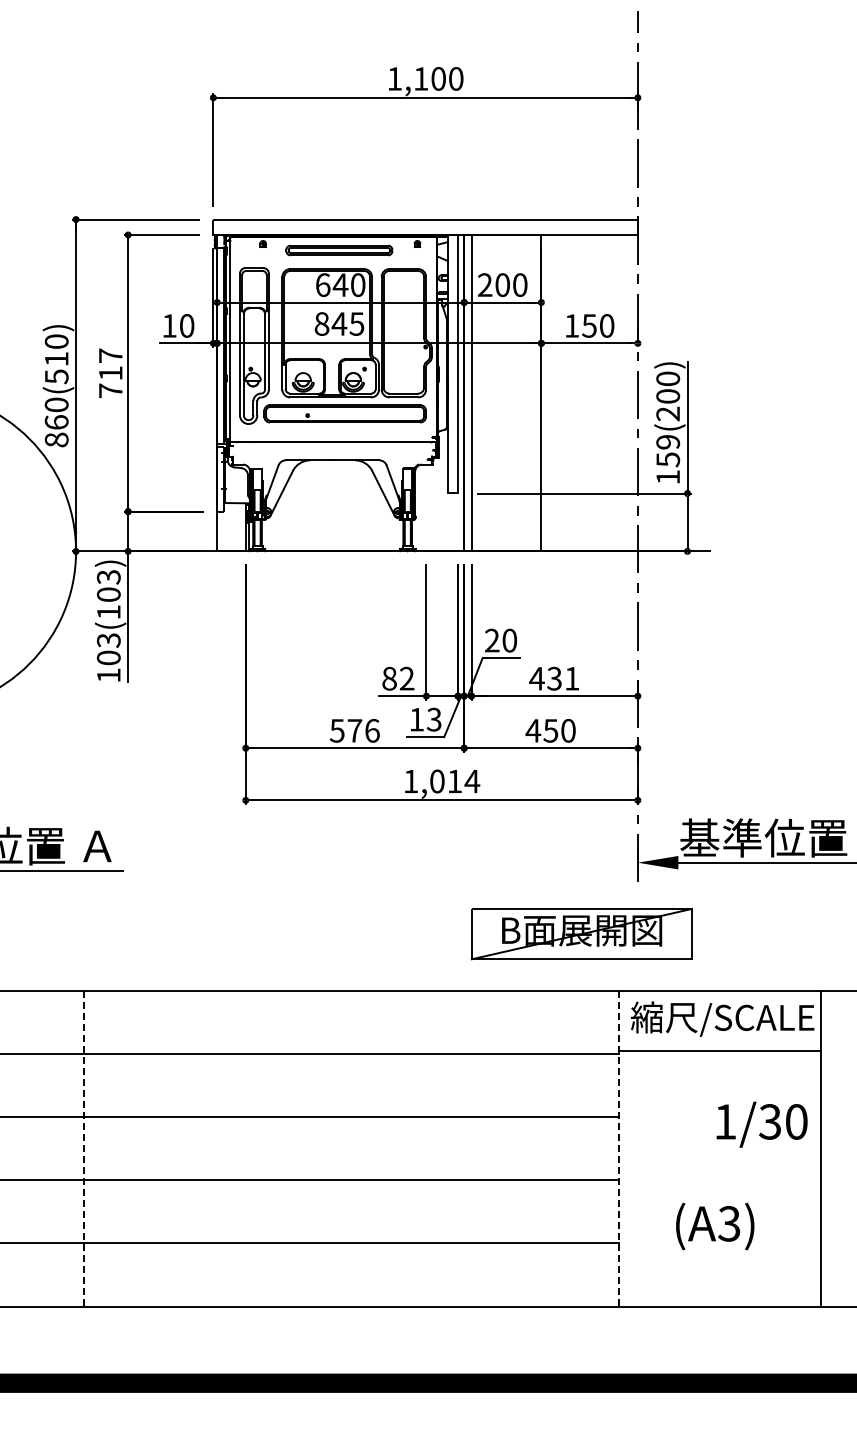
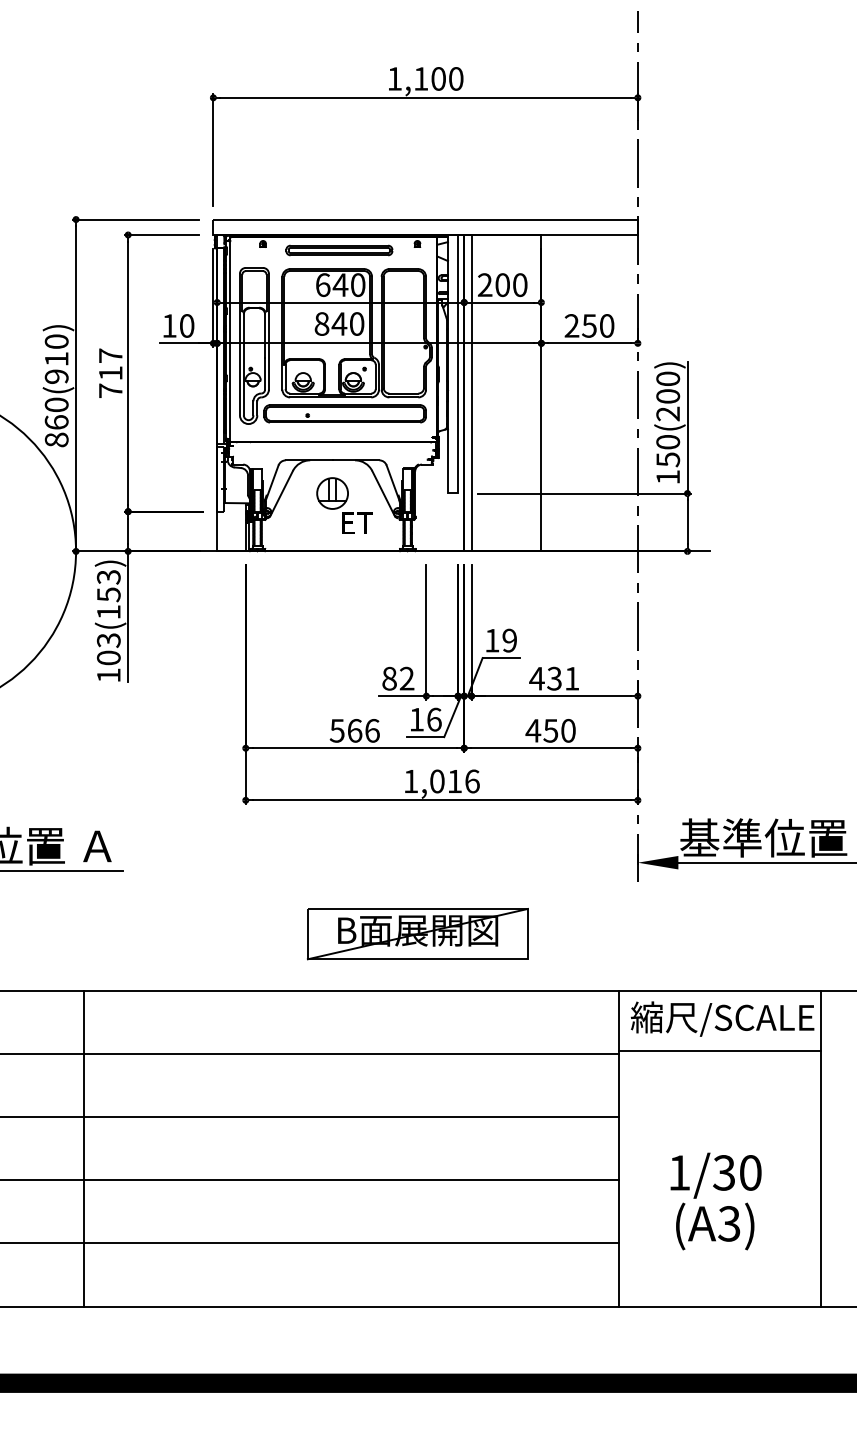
text: 845 -> 840 (356, 323)
text: 150 -> 250 (571, 325)
text: 860(510) -> 860(910) (56, 376)
text: 159(200) -> 150(200) (668, 442)
part: none -> present (344, 505)
text: 103(103) -> 103(153) (108, 594)
text: 20 -> 19 (501, 640)
text: 13 -> 16 (433, 719)
text: 576 -> 566 (354, 730)
text: 1,014 -> 1,016 (472, 781)
part position: (581, 934) -> (417, 934) (417, 934)
text position: (761, 1124) -> (715, 1175) (715, 1175)
line: dashed -> solid (83, 1149)
line: dashed -> solid (618, 1149)
